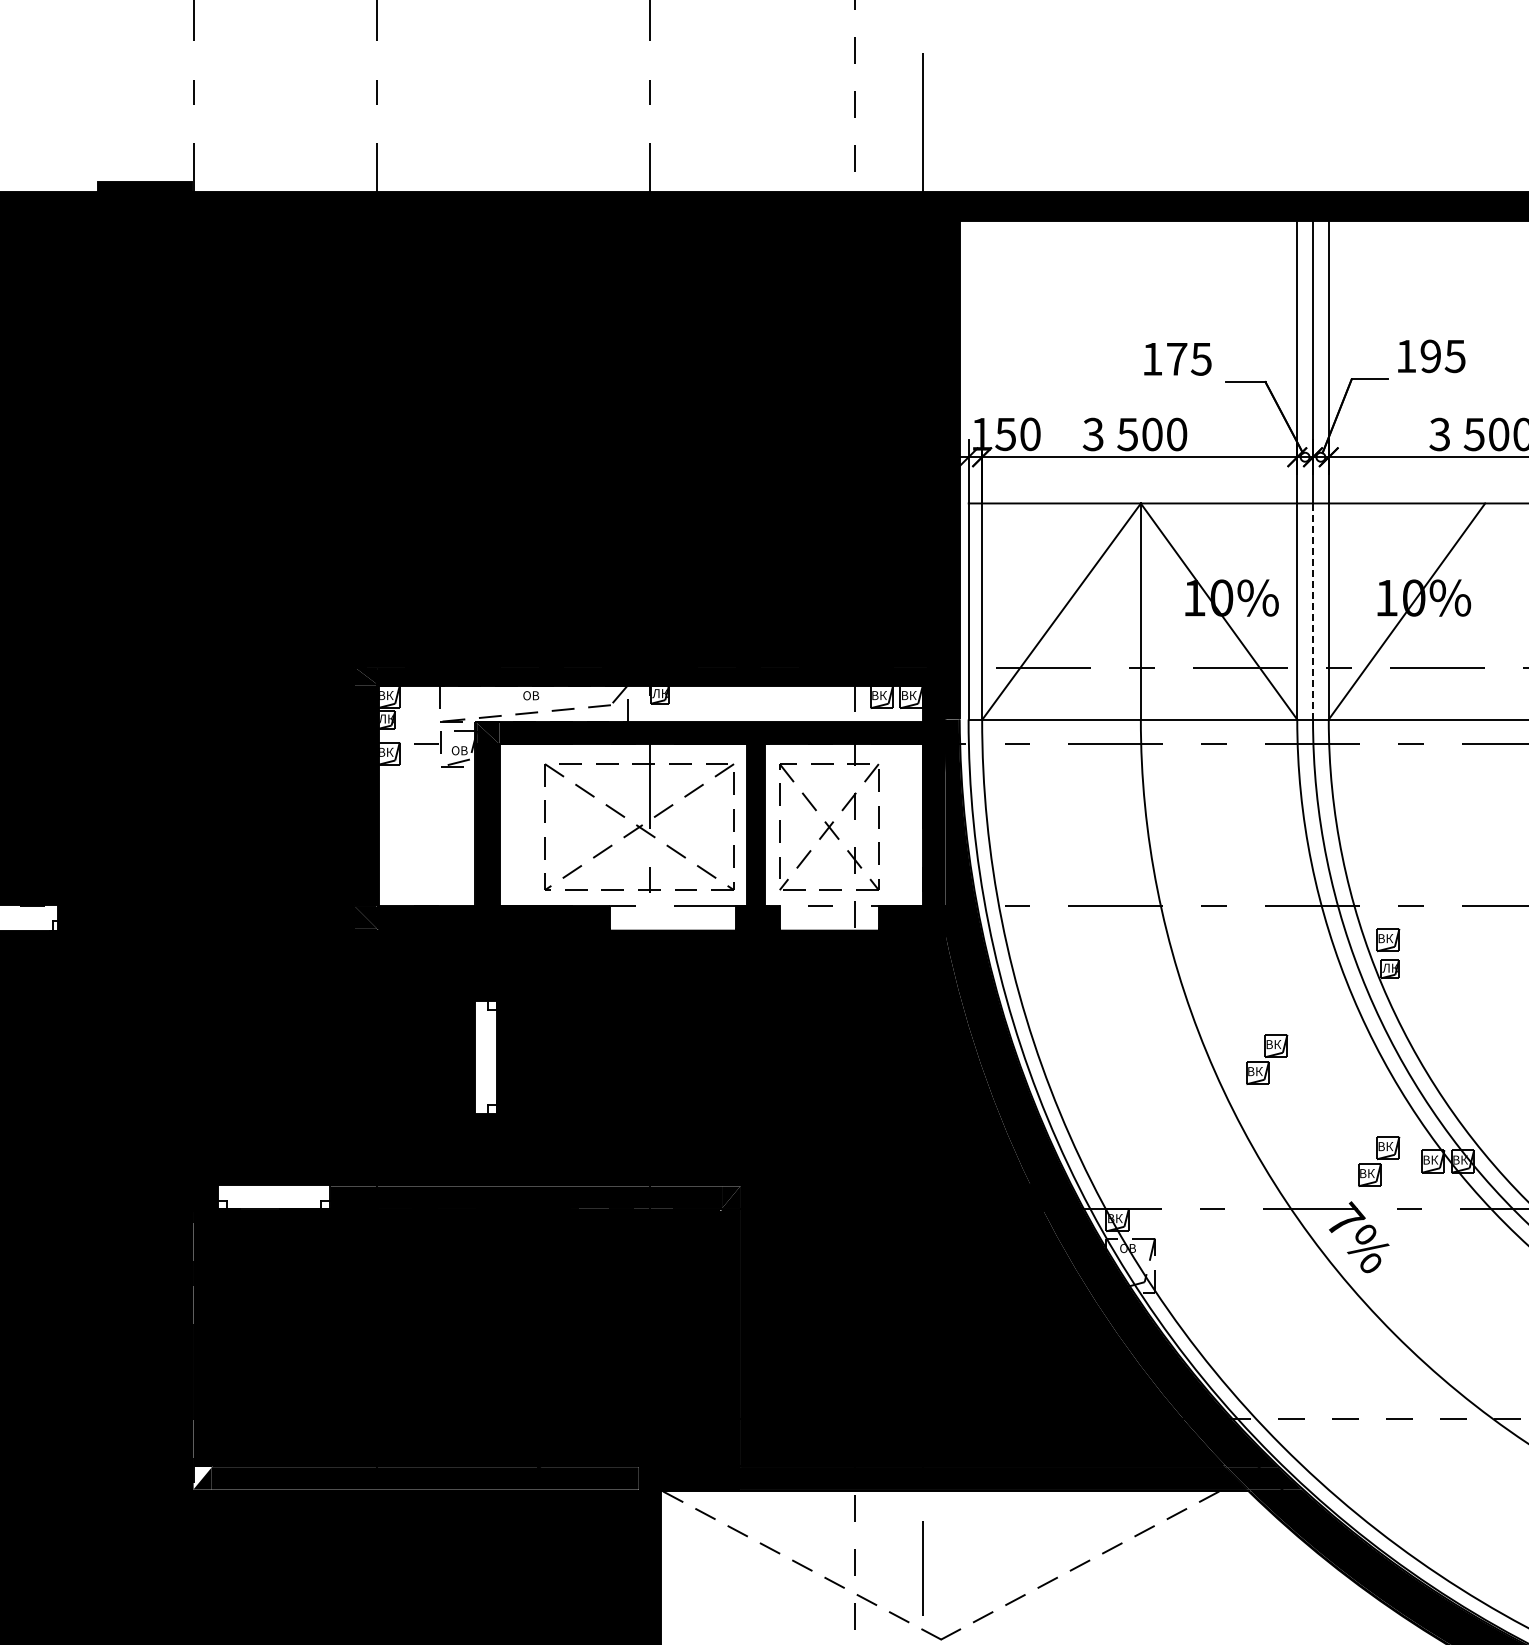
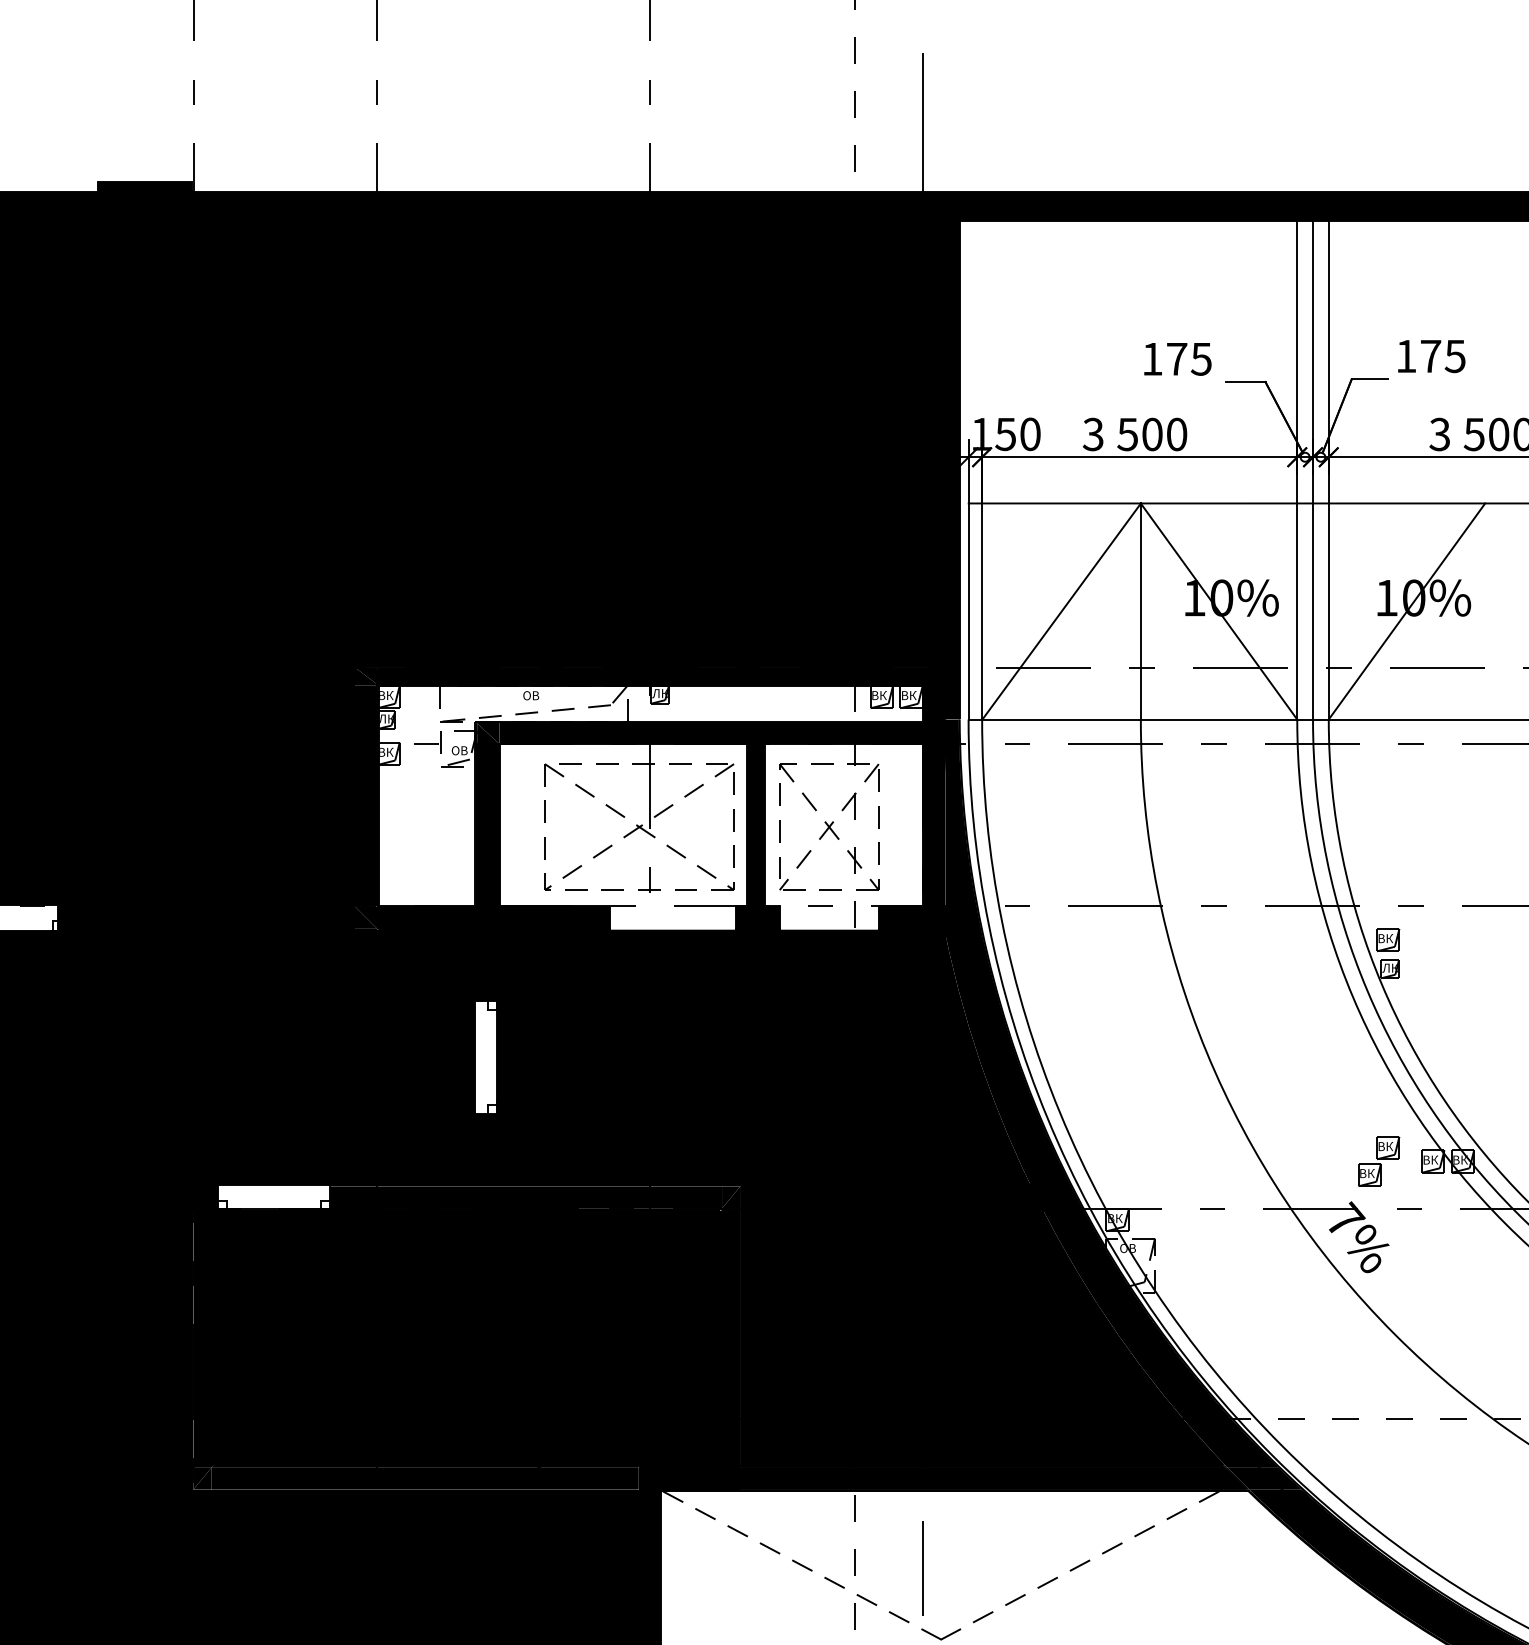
text: 195 -> 175 (1430, 356)
line: dashed -> solid (1313, 610)
part: present -> none (1267, 1059)
fill: none -> present (202, 1478)
